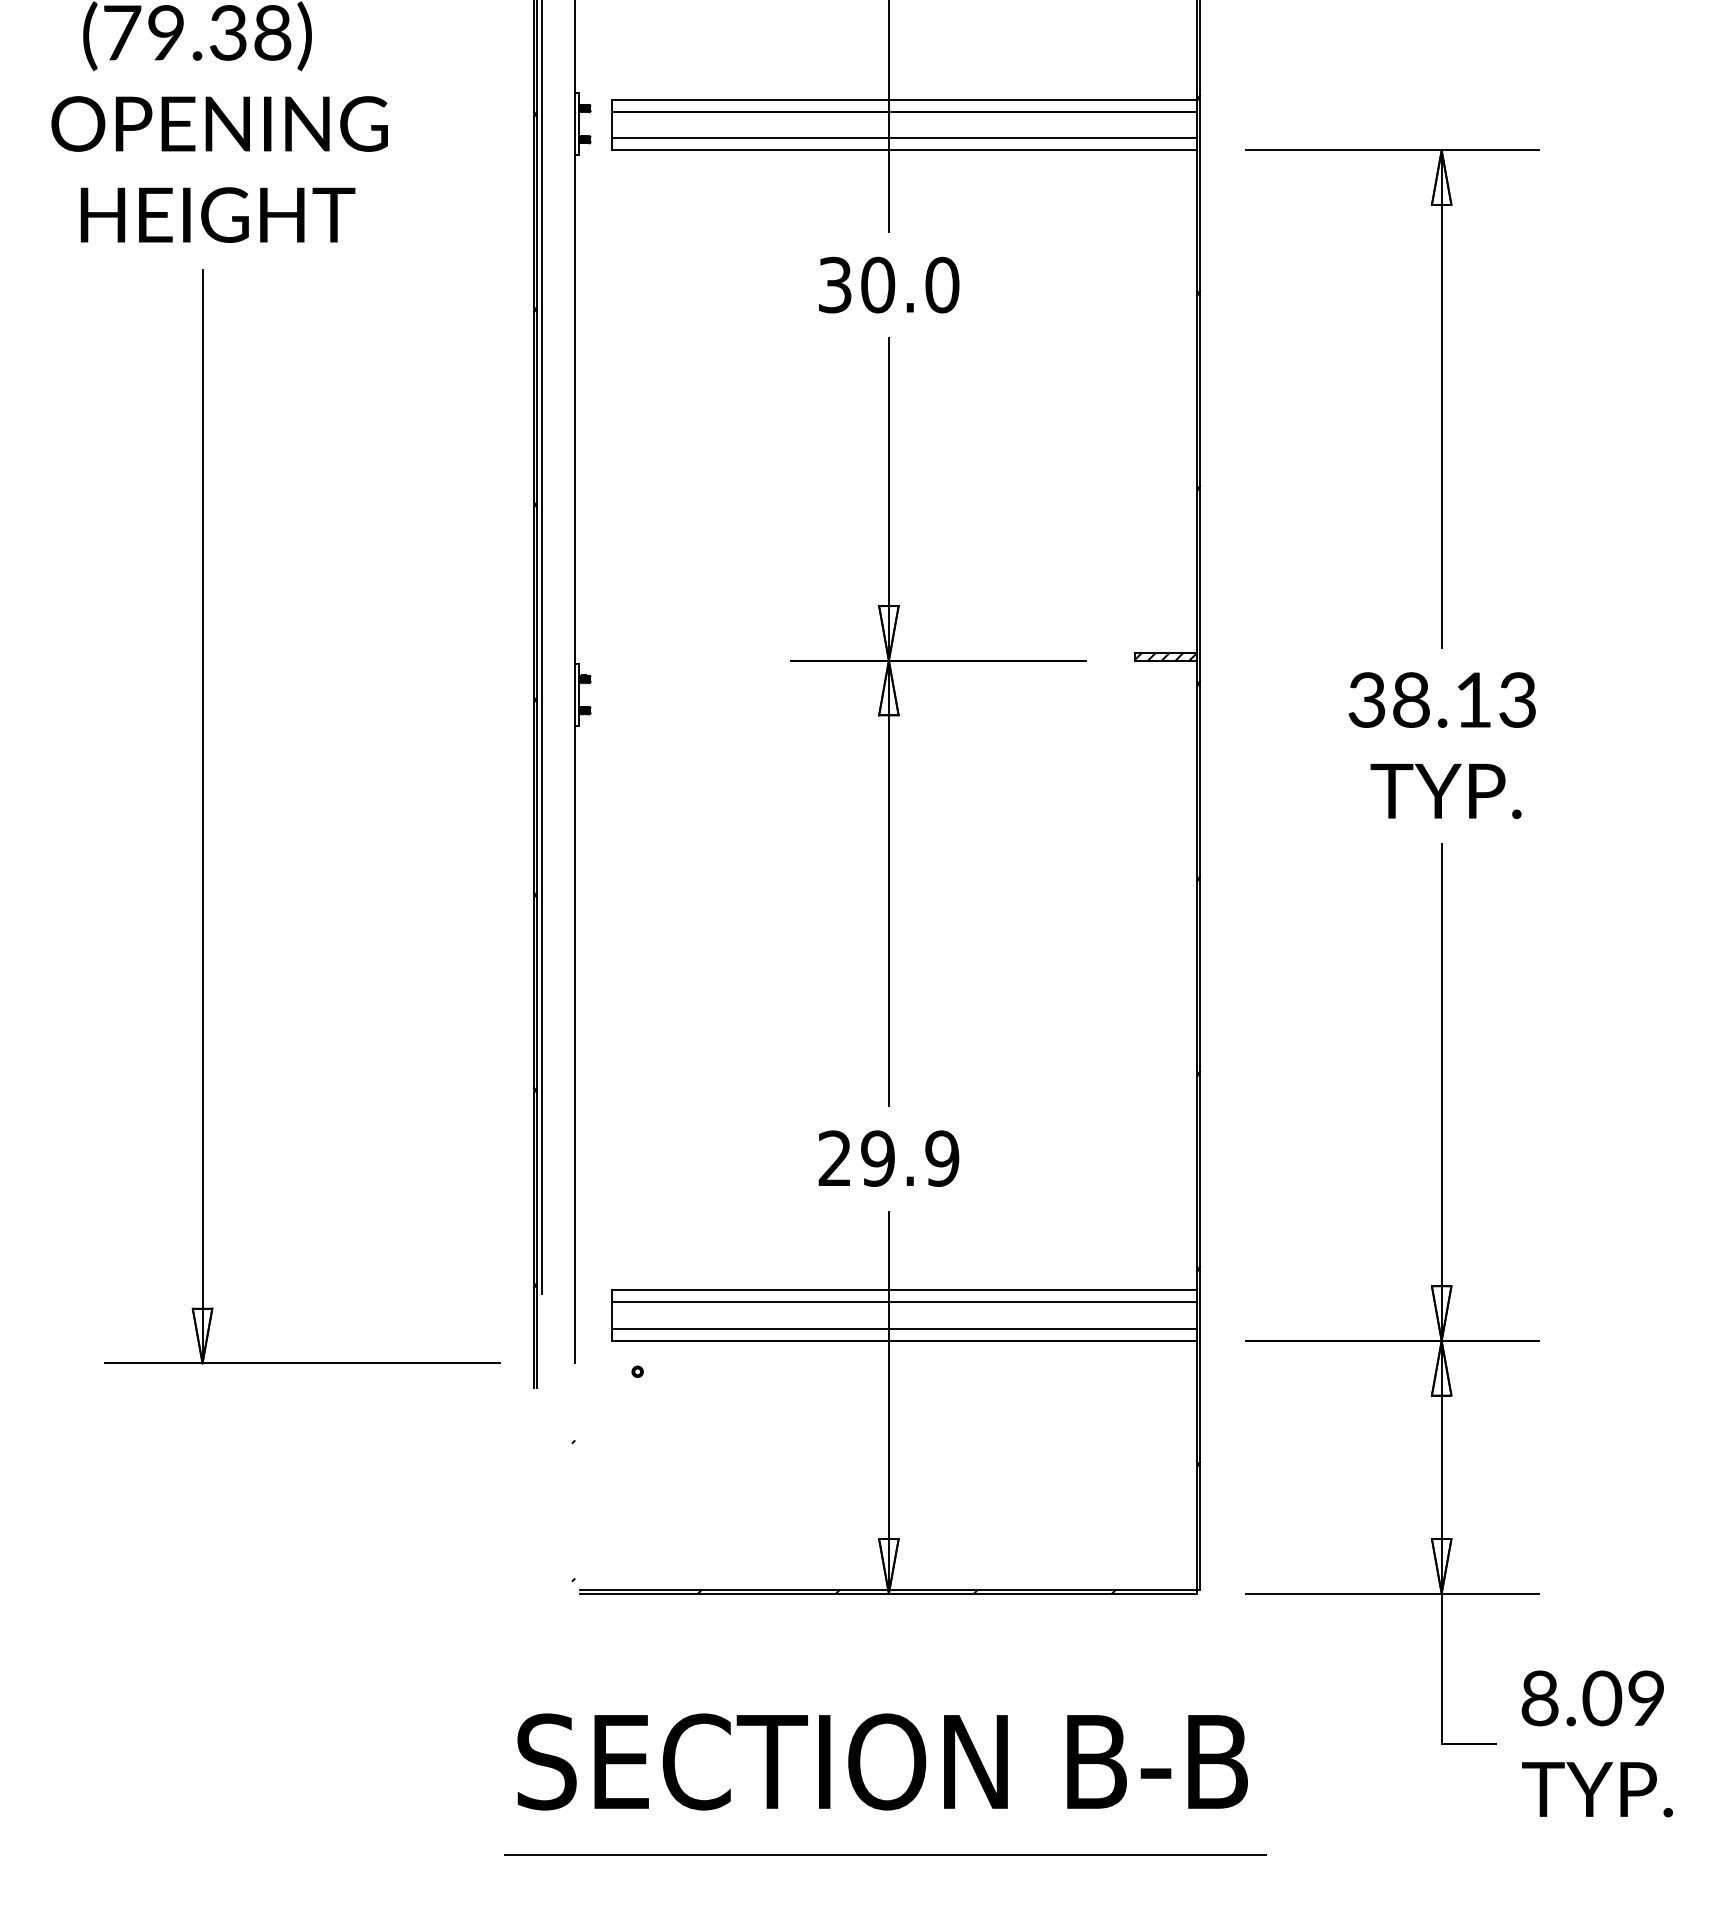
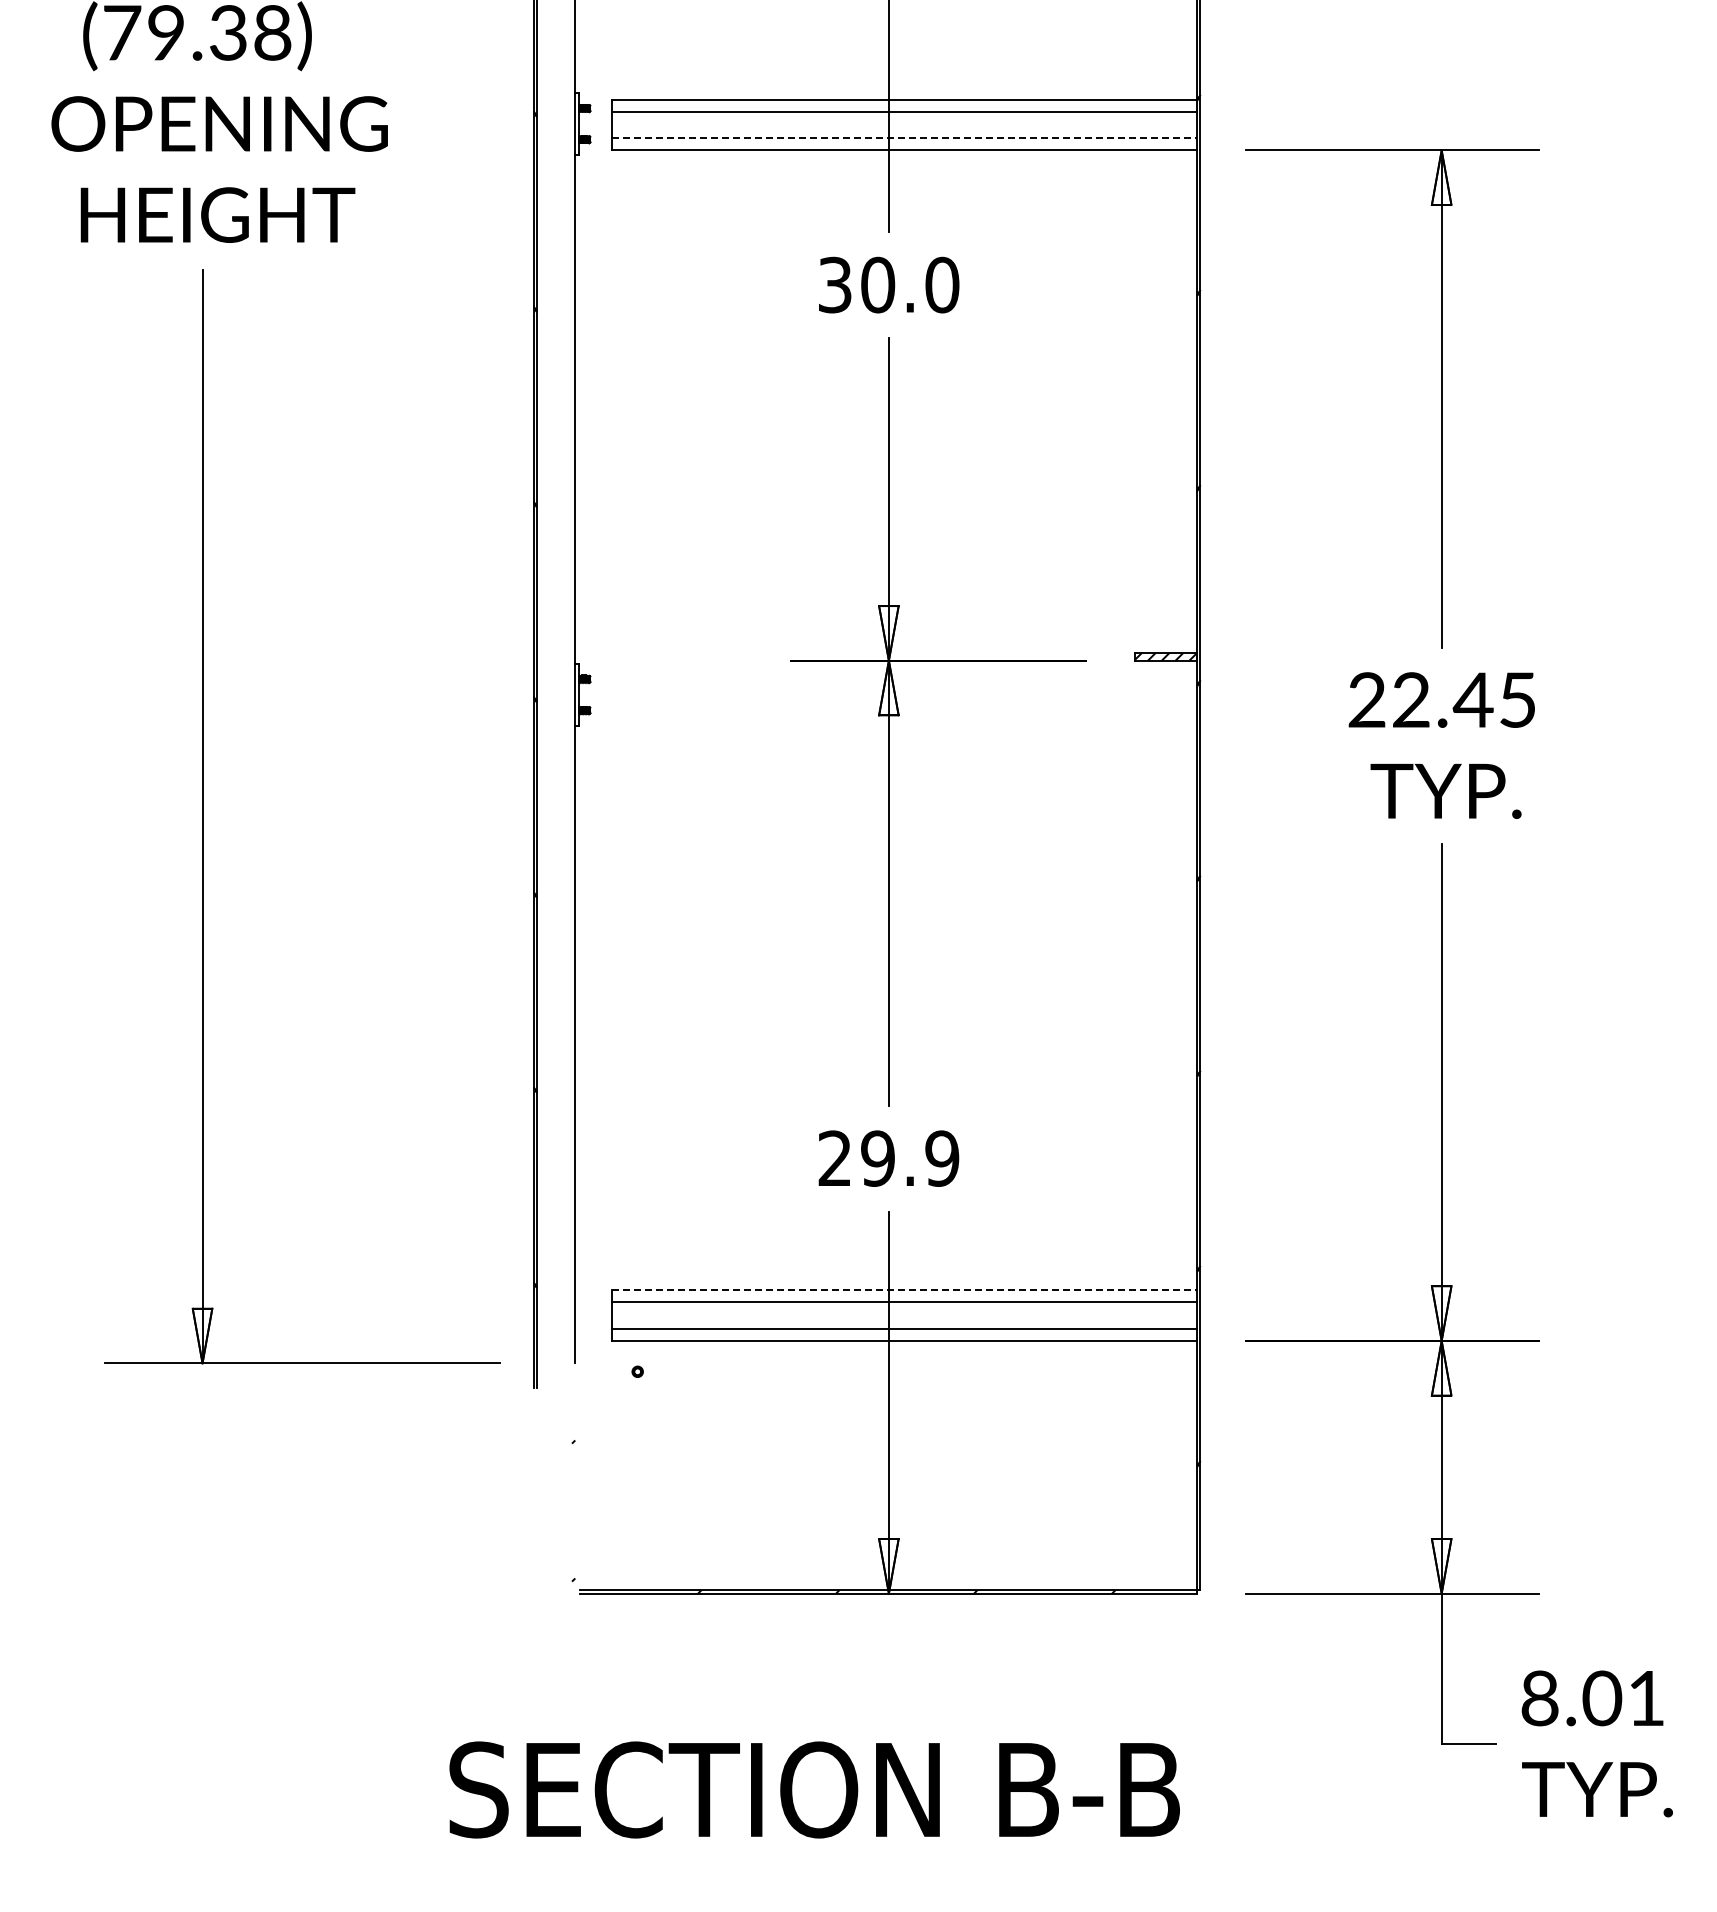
line: solid -> dashed (904, 138)
line: present -> none (541, 647)
text: 38.13 -> 22.45 (1441, 699)
line: solid -> dashed (904, 1290)
text: 8.09 -> 8.01 (1645, 1697)
text position: (882, 1761) -> (814, 1789) (814, 1789)
line: present -> none (885, 1854)
